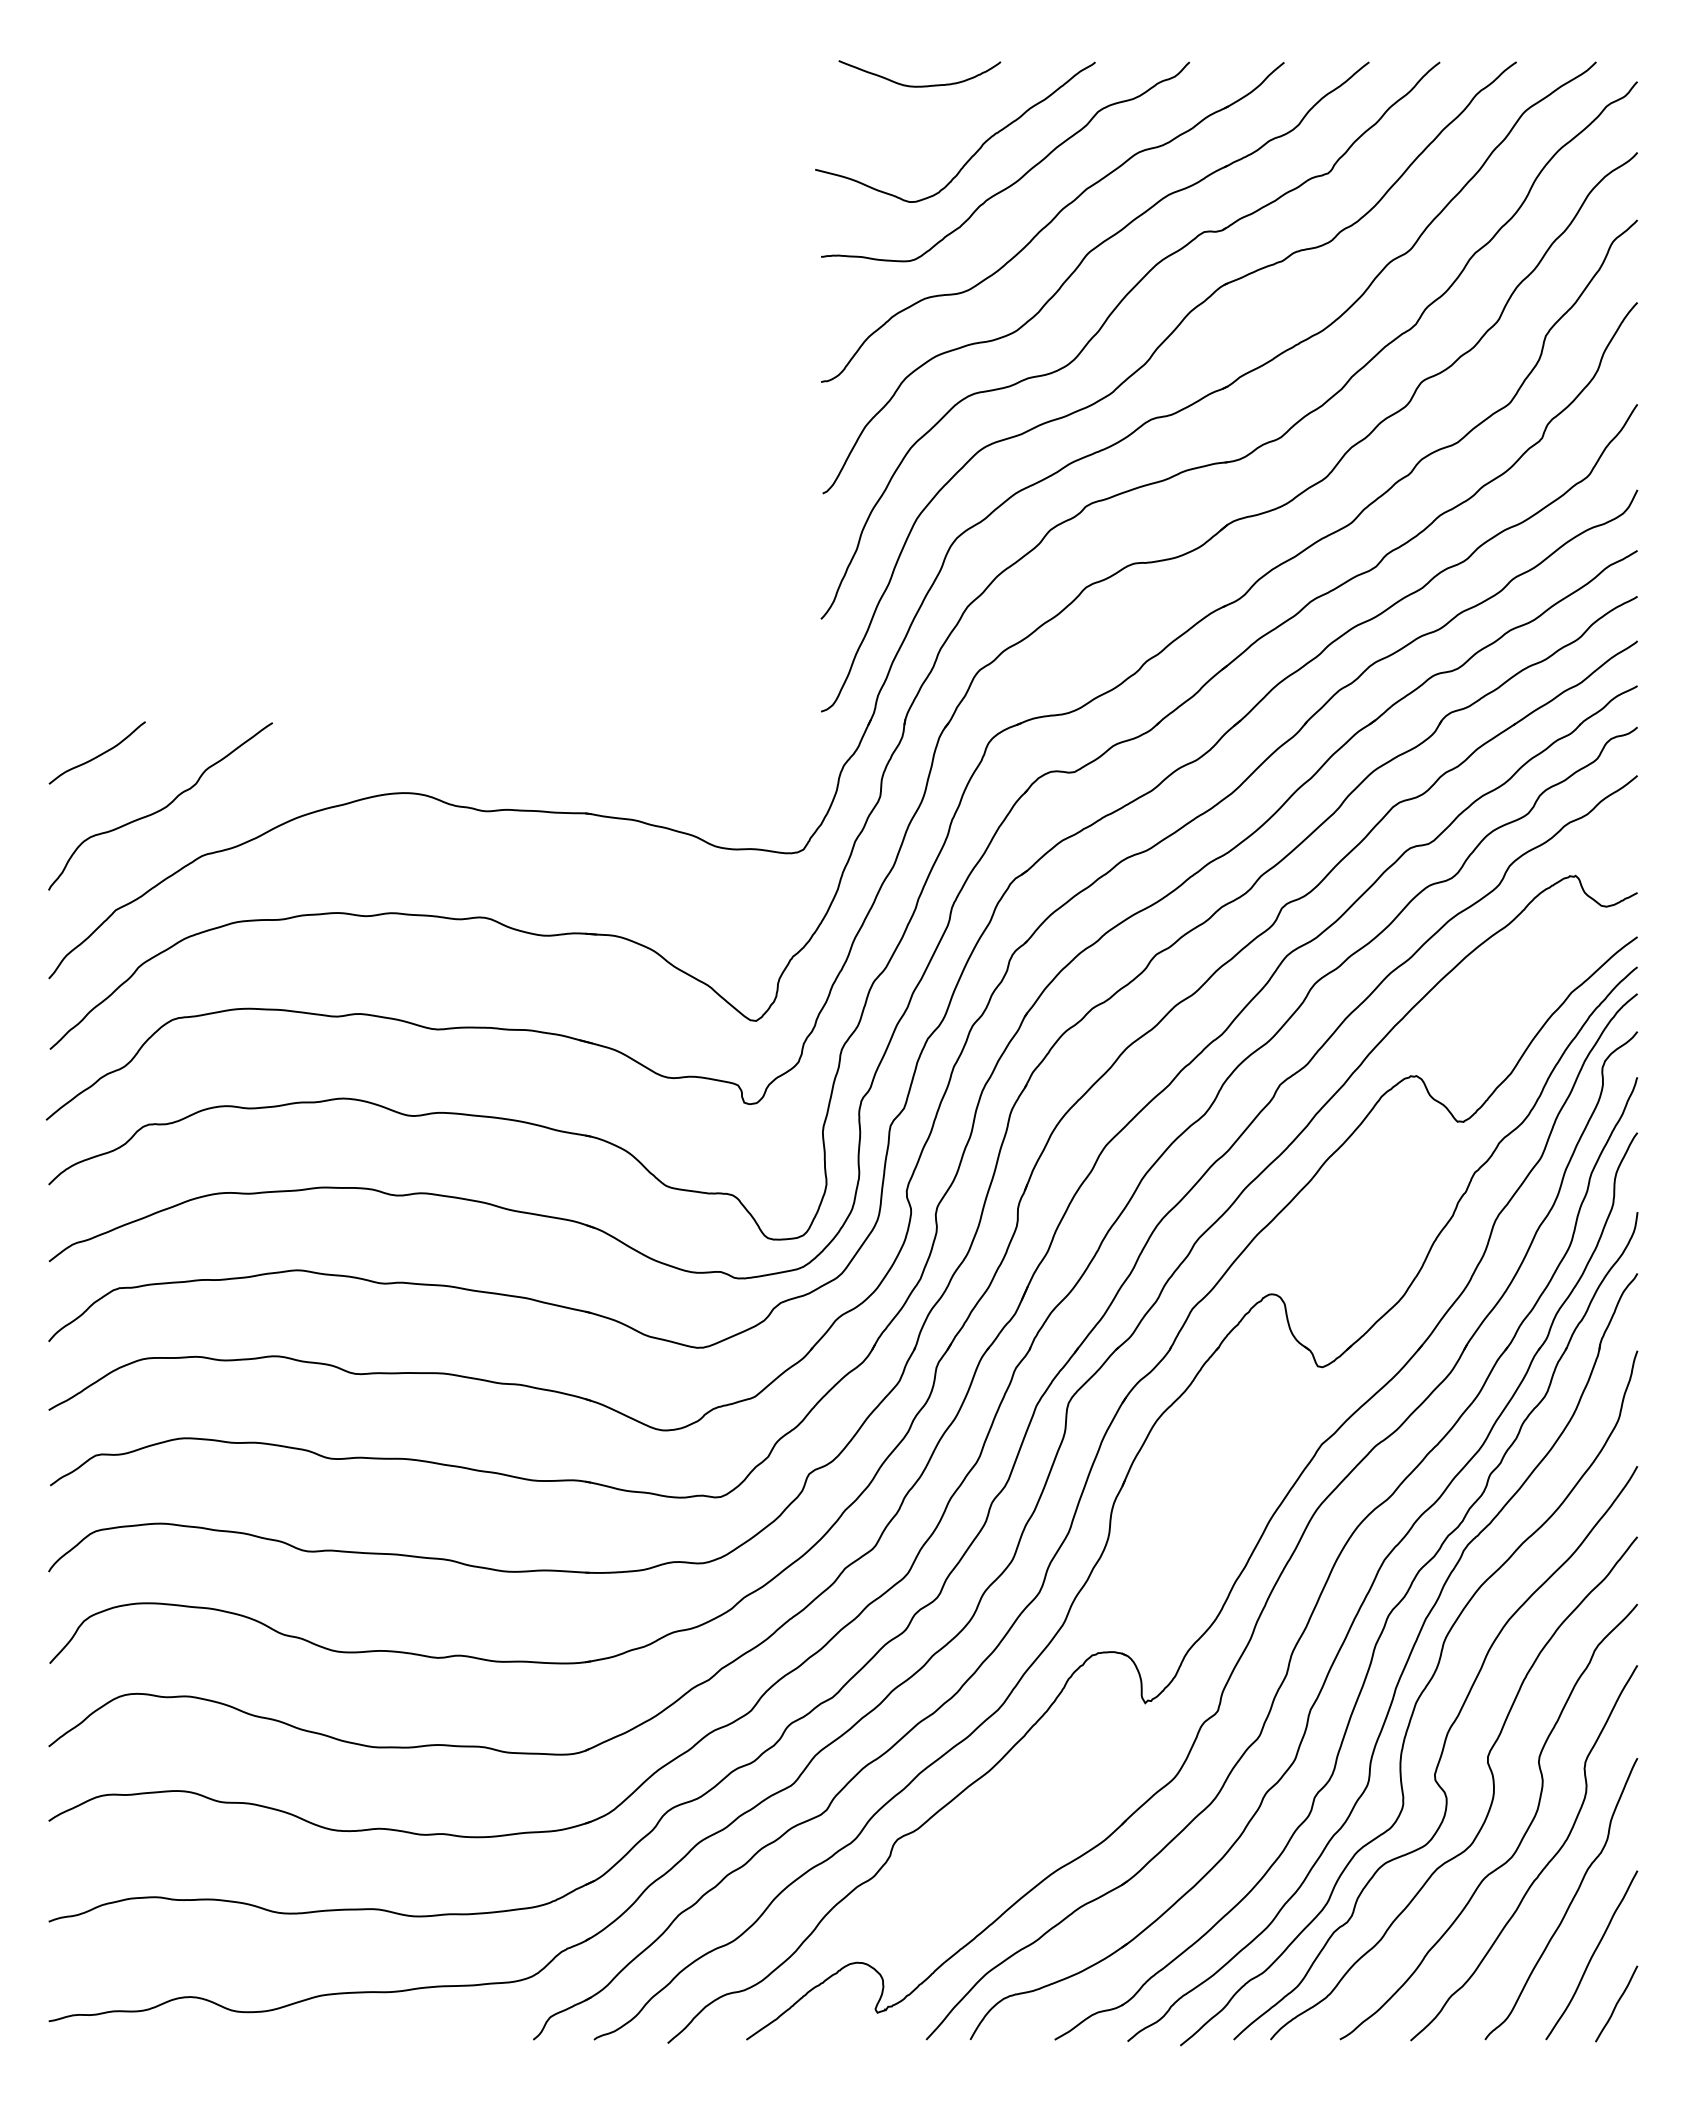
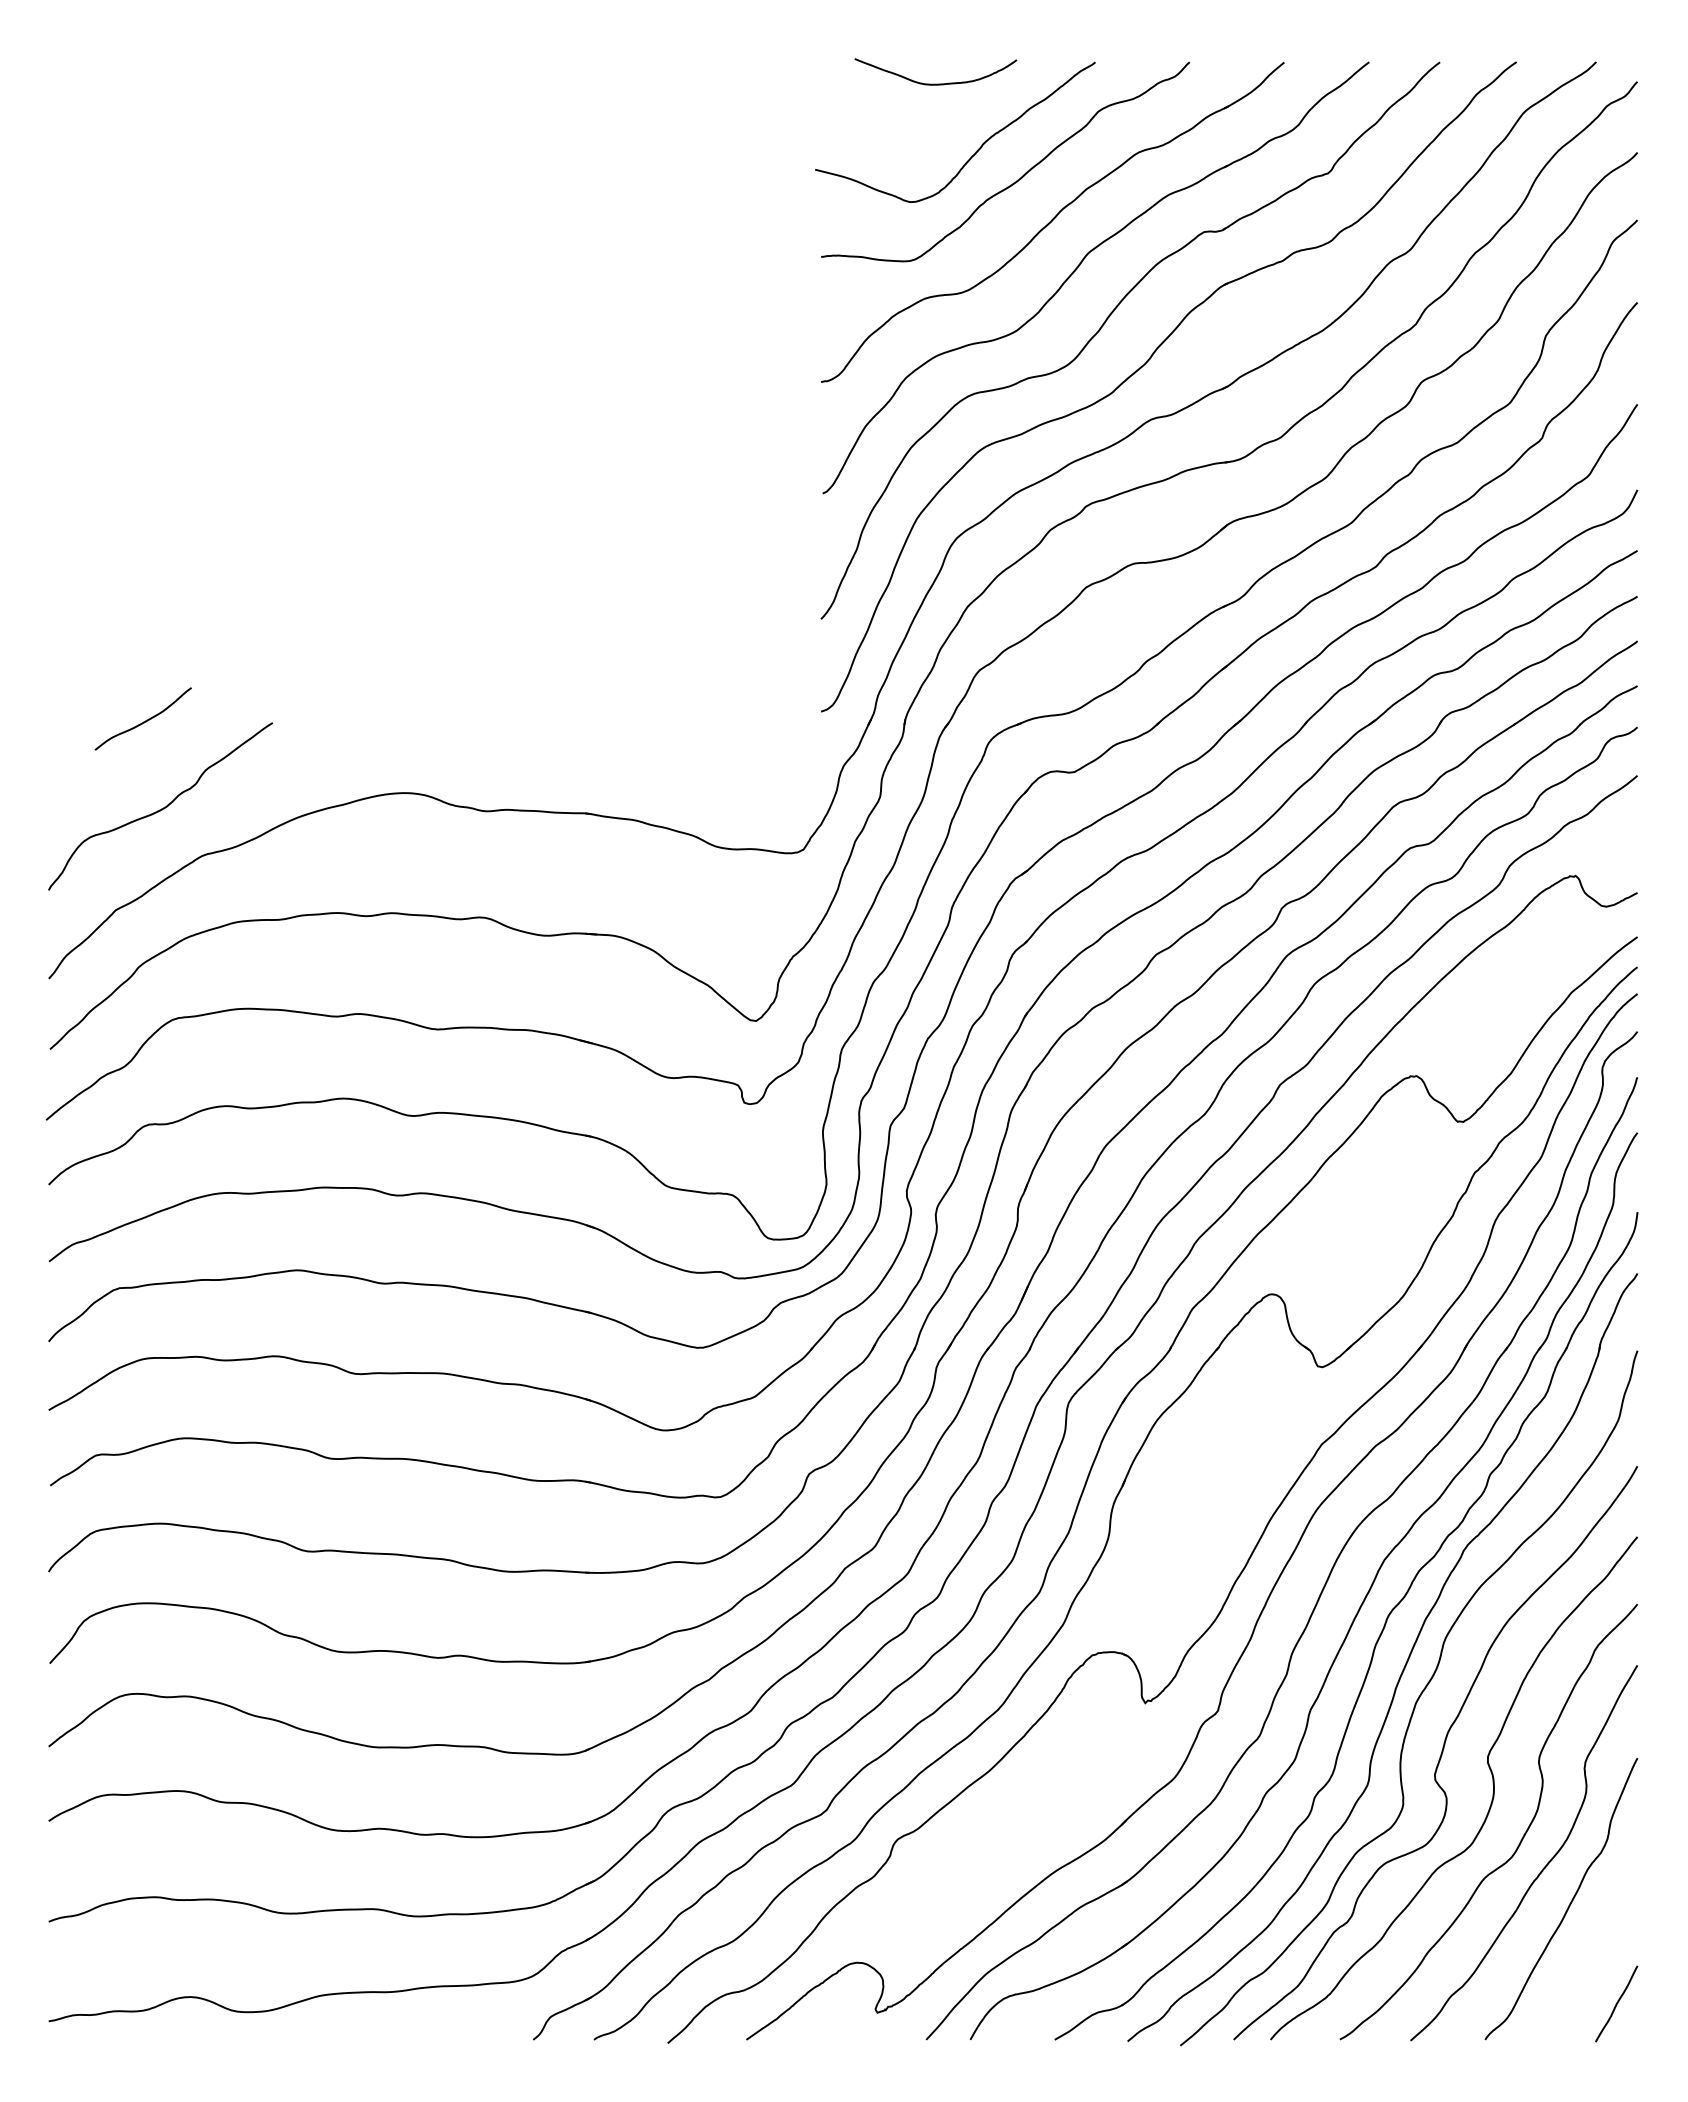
curve position: (919, 85) -> (935, 83) (935, 83)
curve position: (97, 755) -> (143, 721) (143, 721)
curve: present -> none (1591, 1955)
